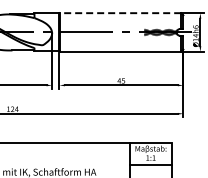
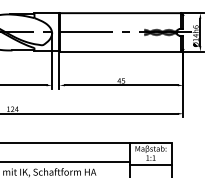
line: dashed -> solid (120, 13)
line: none -> present (66, 161)
